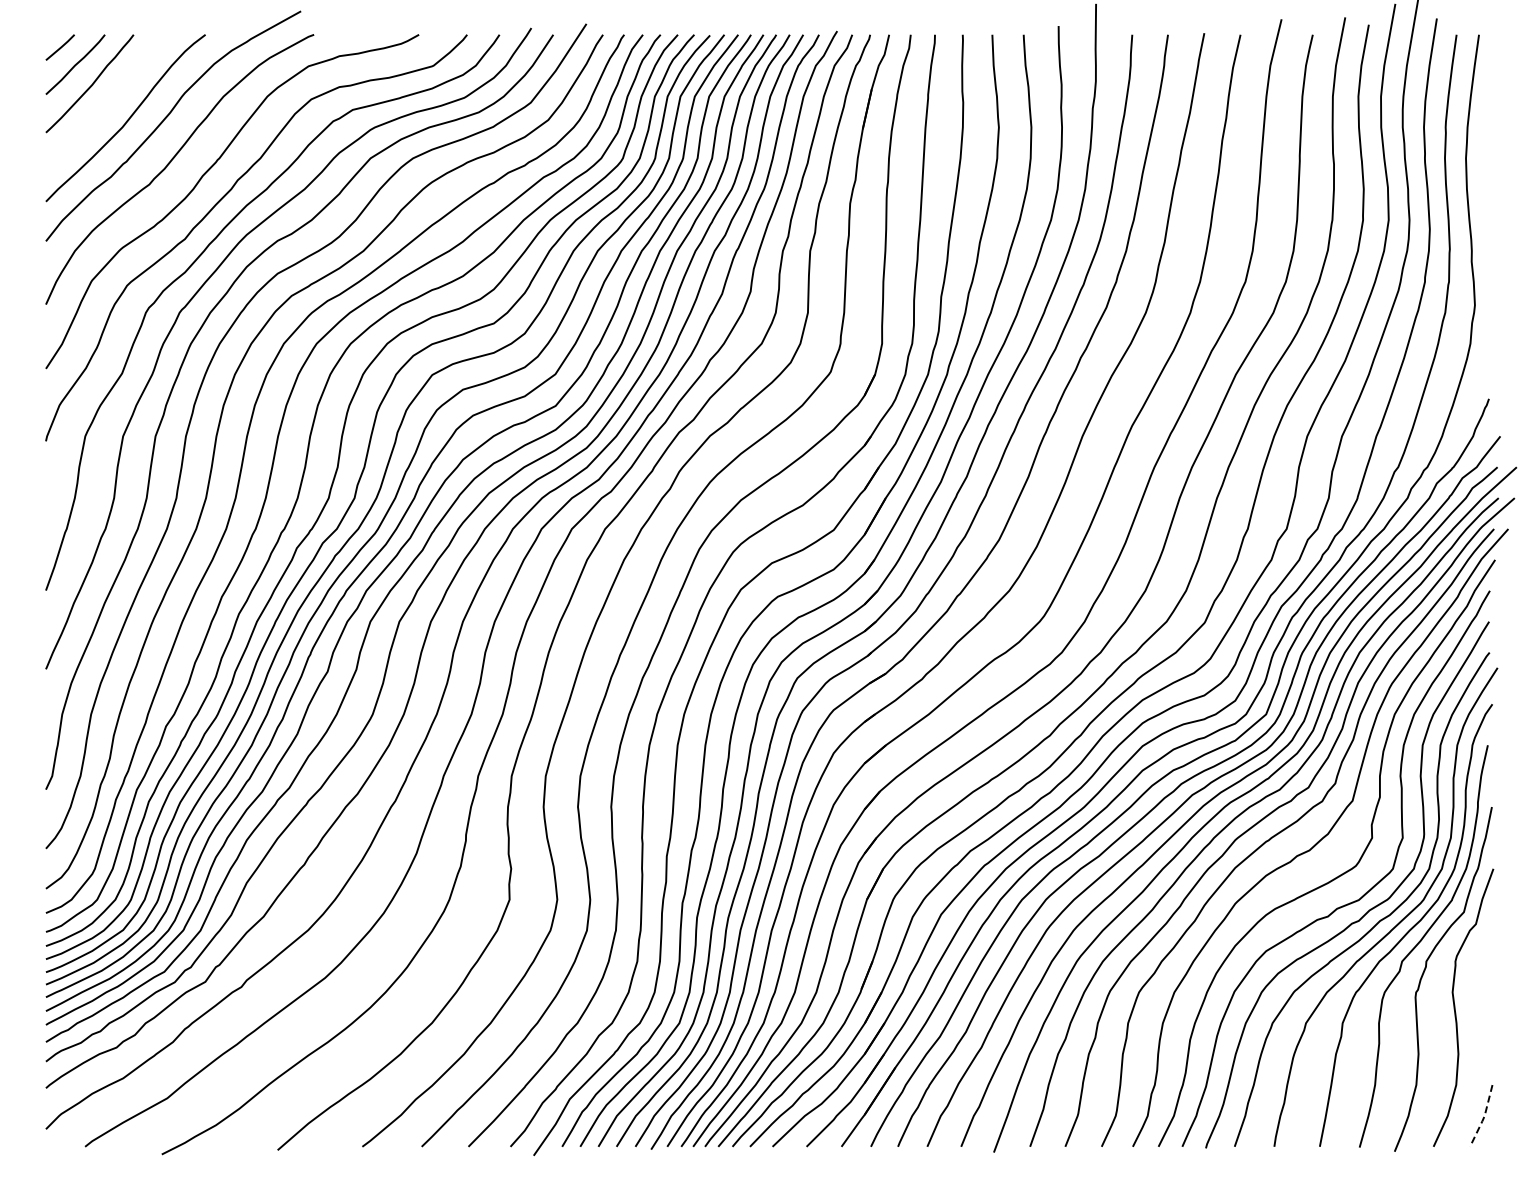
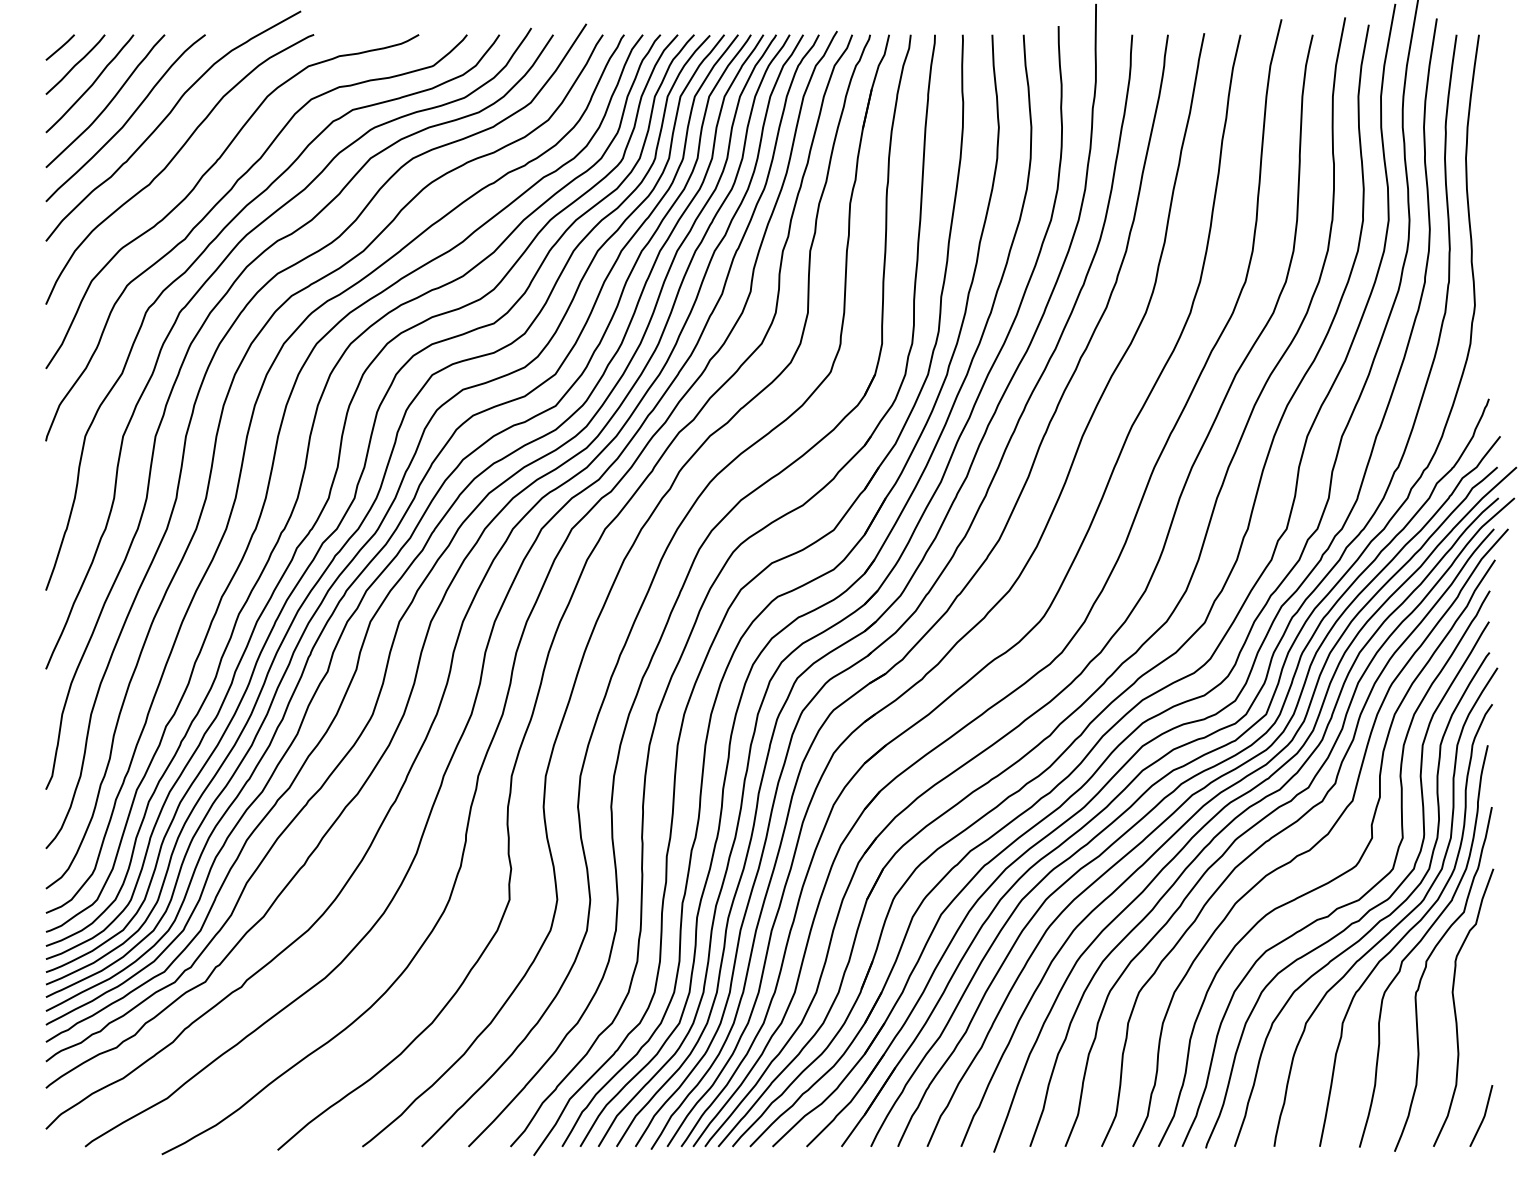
curve: none -> present (108, 103)
line: dashed -> solid (1483, 1117)
